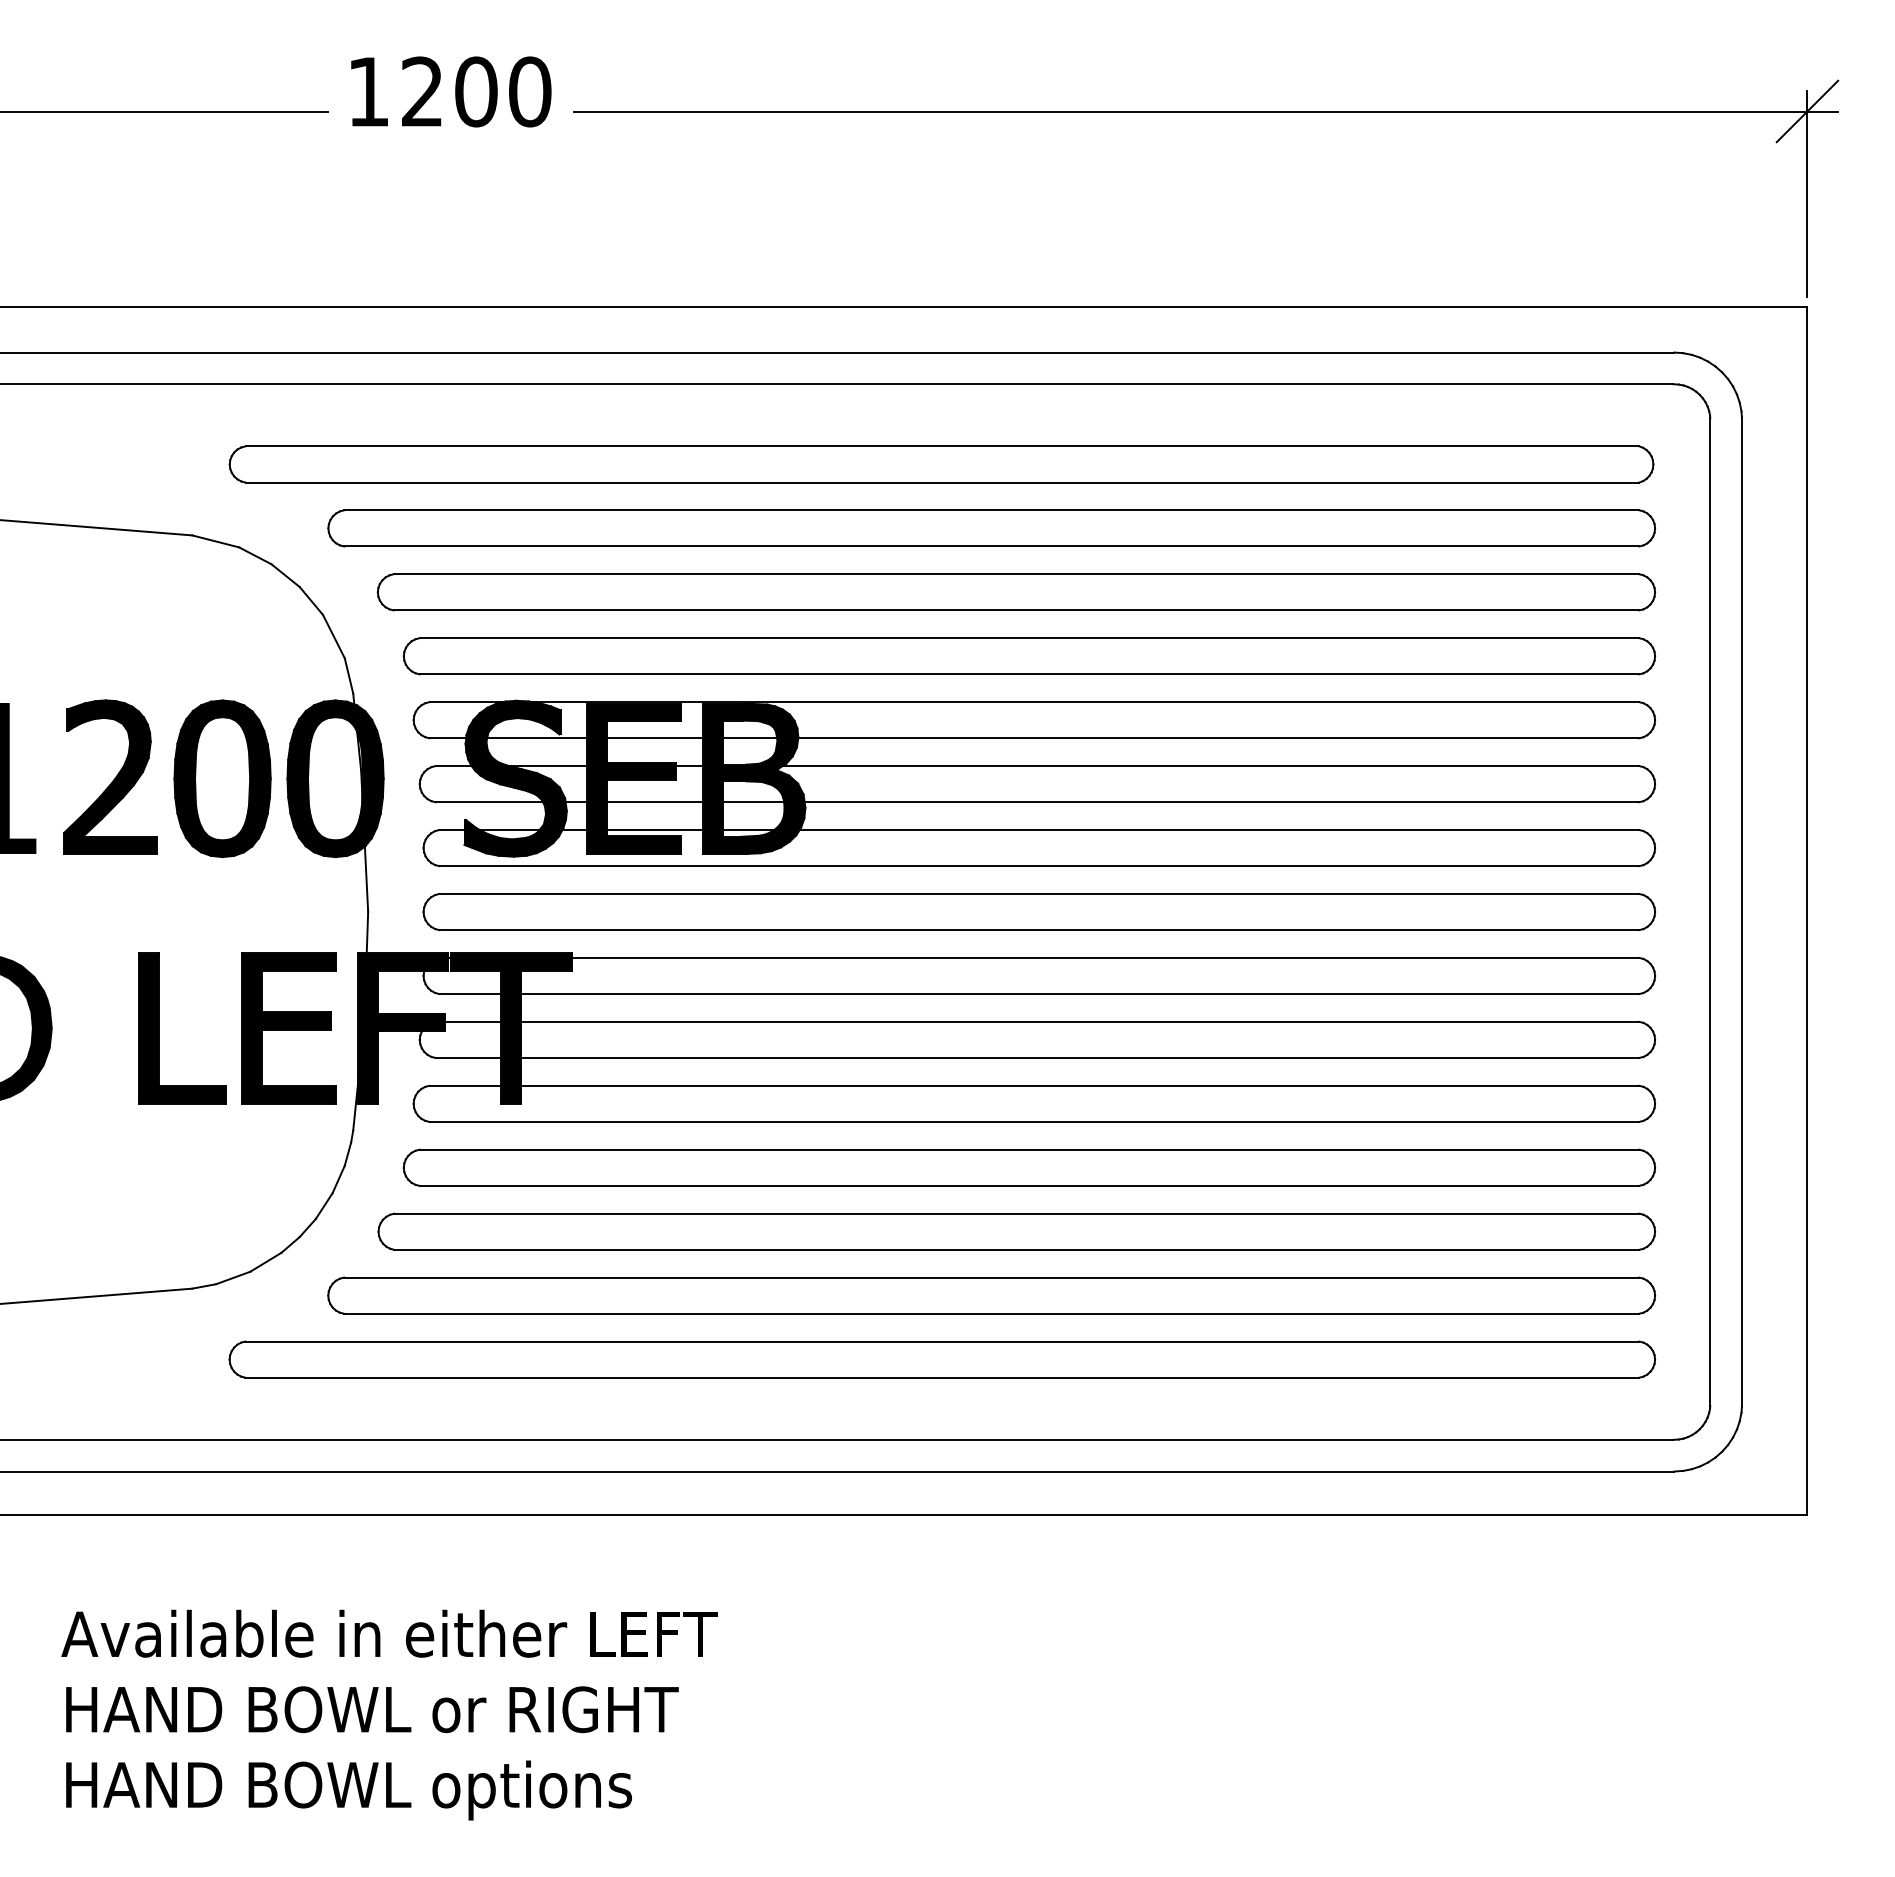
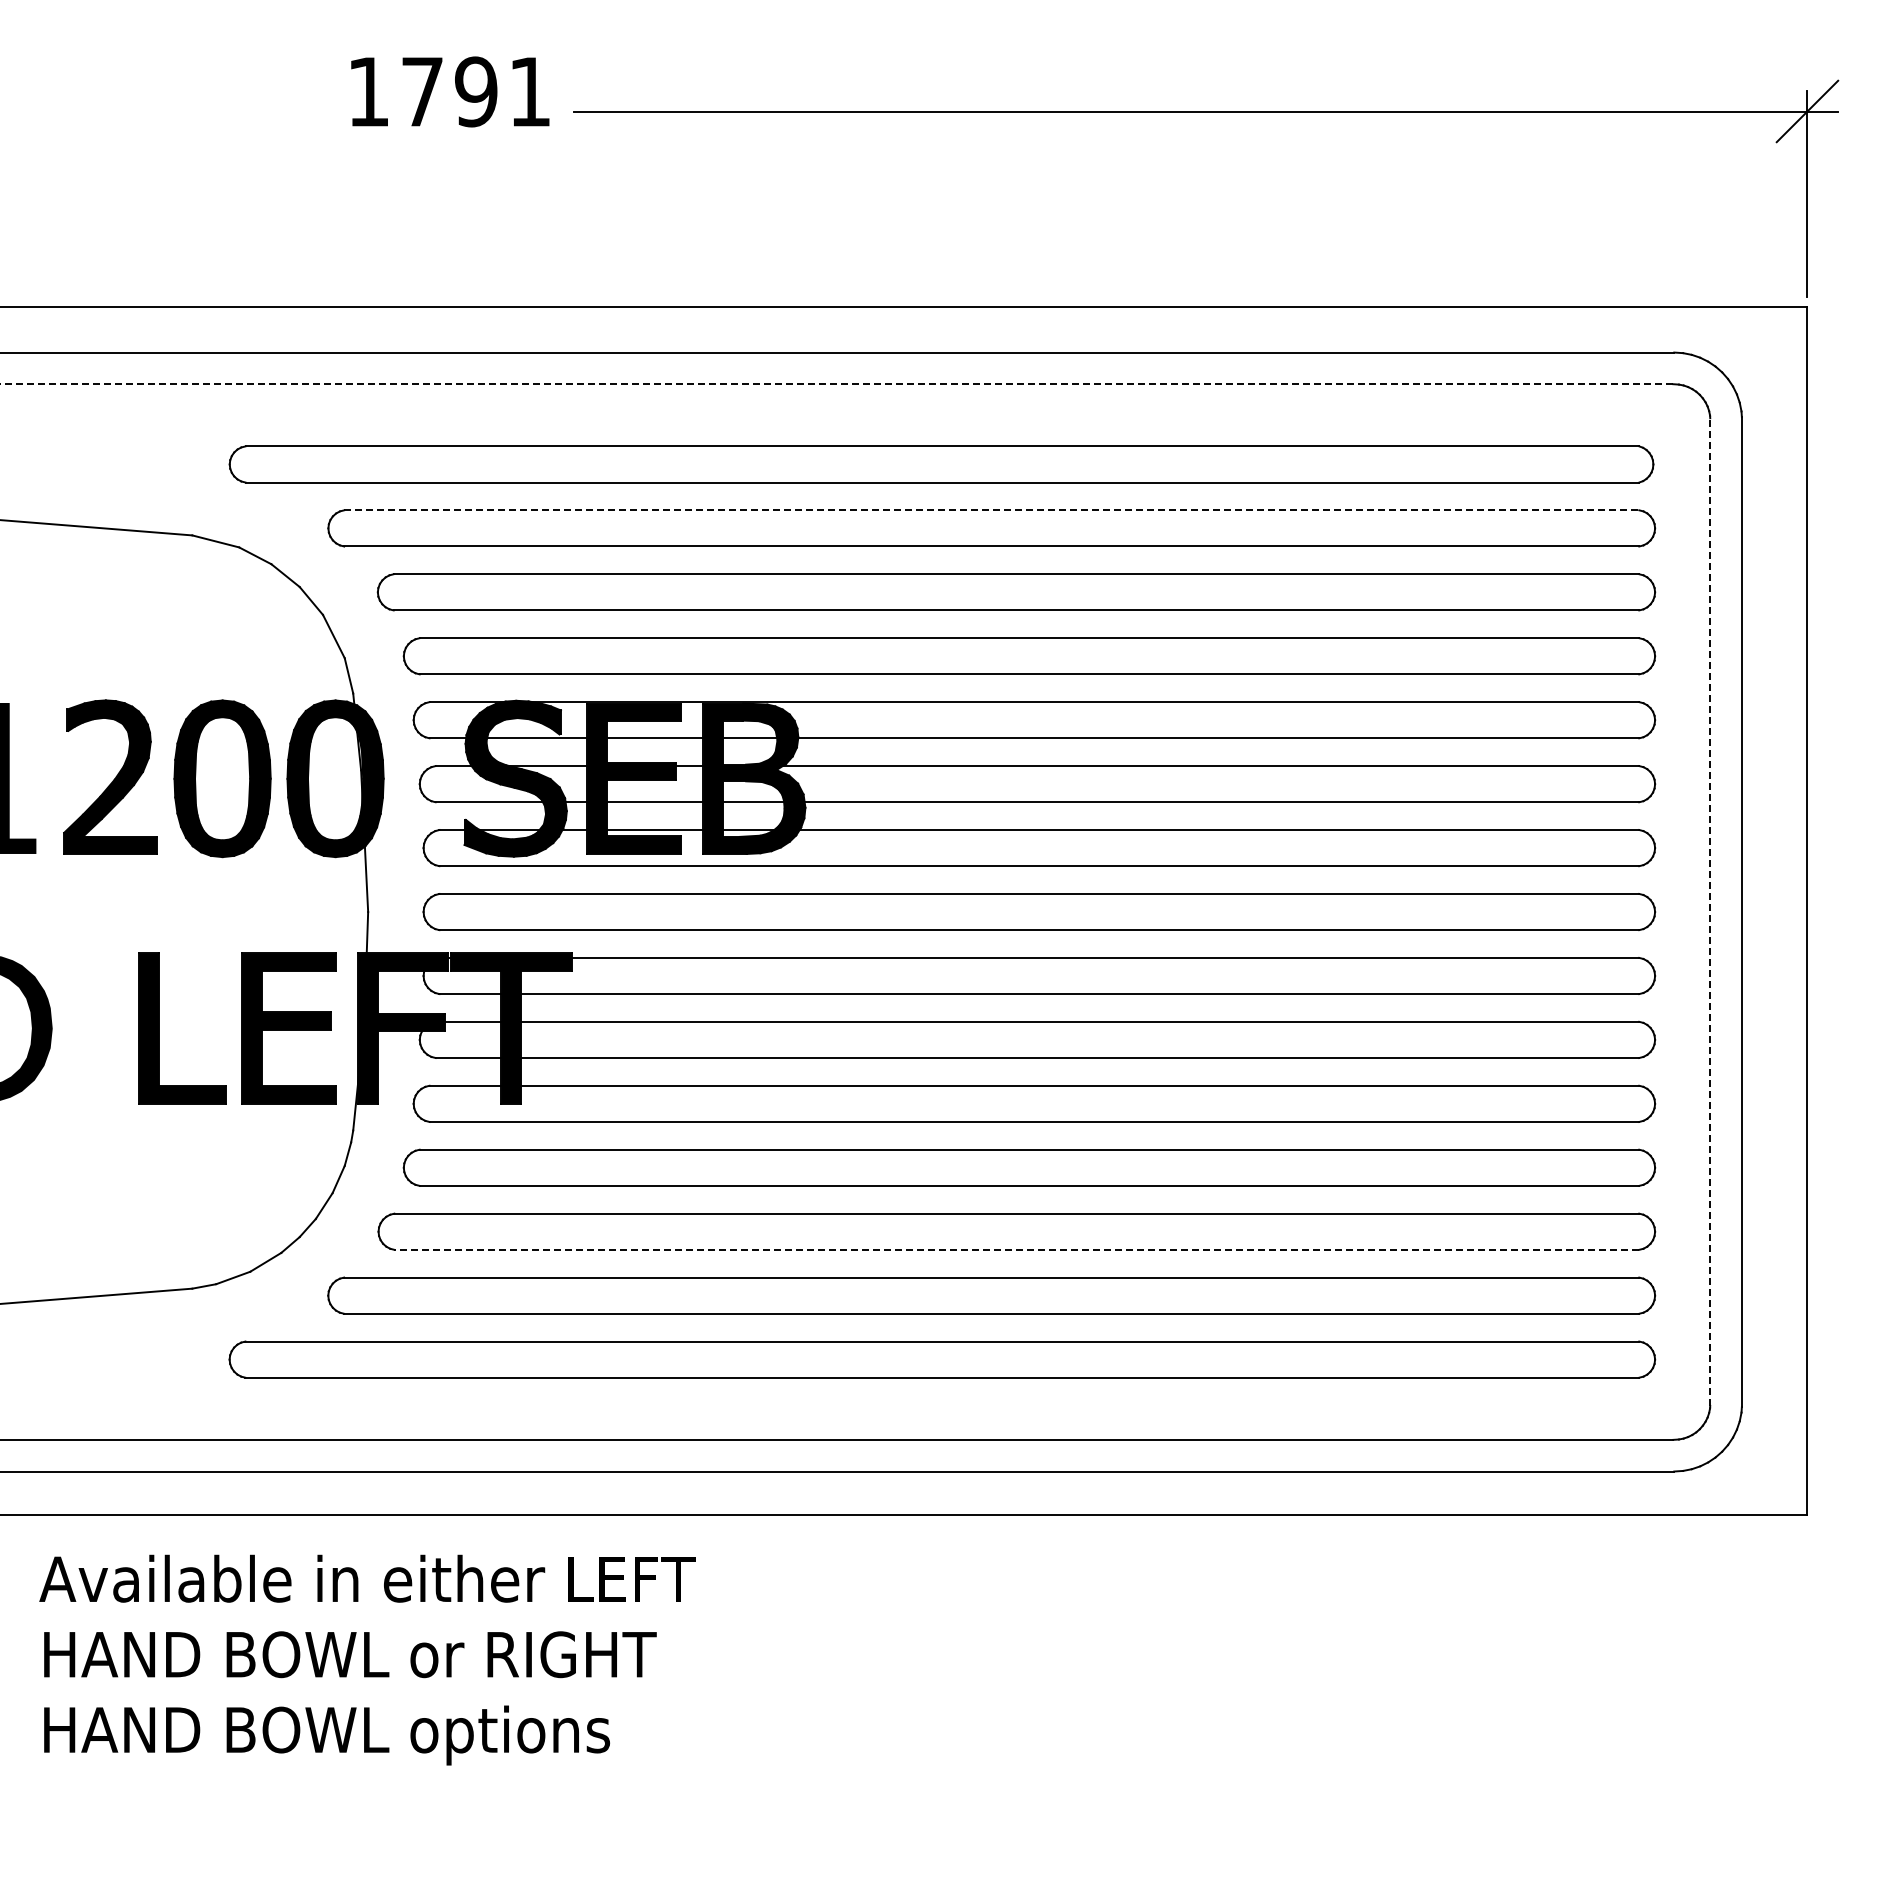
text: 1200 -> 1791 (476, 91)
line: present -> none (165, 111)
line: solid -> dashed (836, 384)
line: solid -> dashed (991, 510)
line: solid -> dashed (1710, 912)
line: solid -> dashed (1016, 1249)
text position: (389, 1714) -> (367, 1659) (367, 1659)
